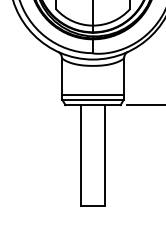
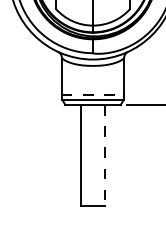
line: solid -> dashed (93, 94)
line: solid -> dashed (105, 155)
